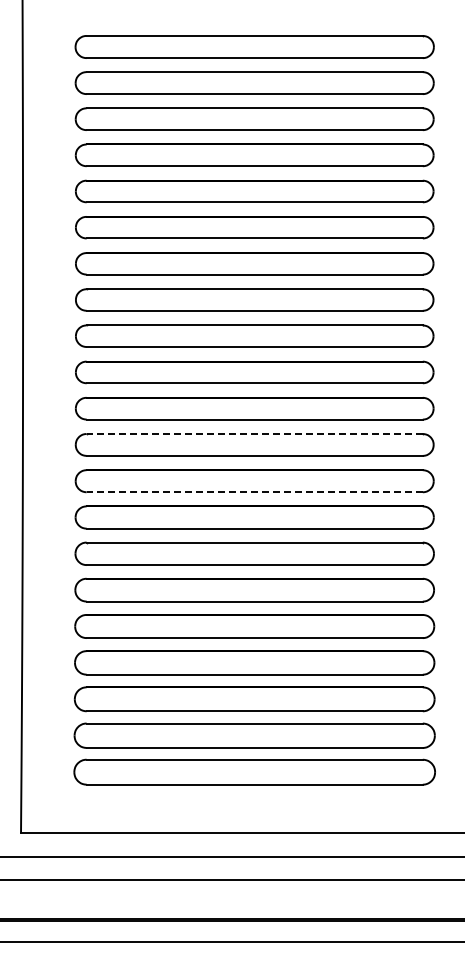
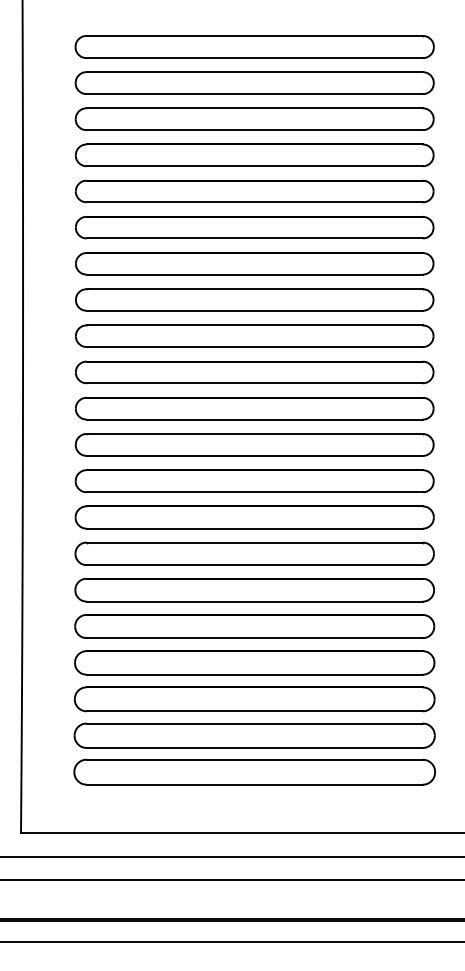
line: dashed -> solid (254, 433)
line: dashed -> solid (254, 492)
